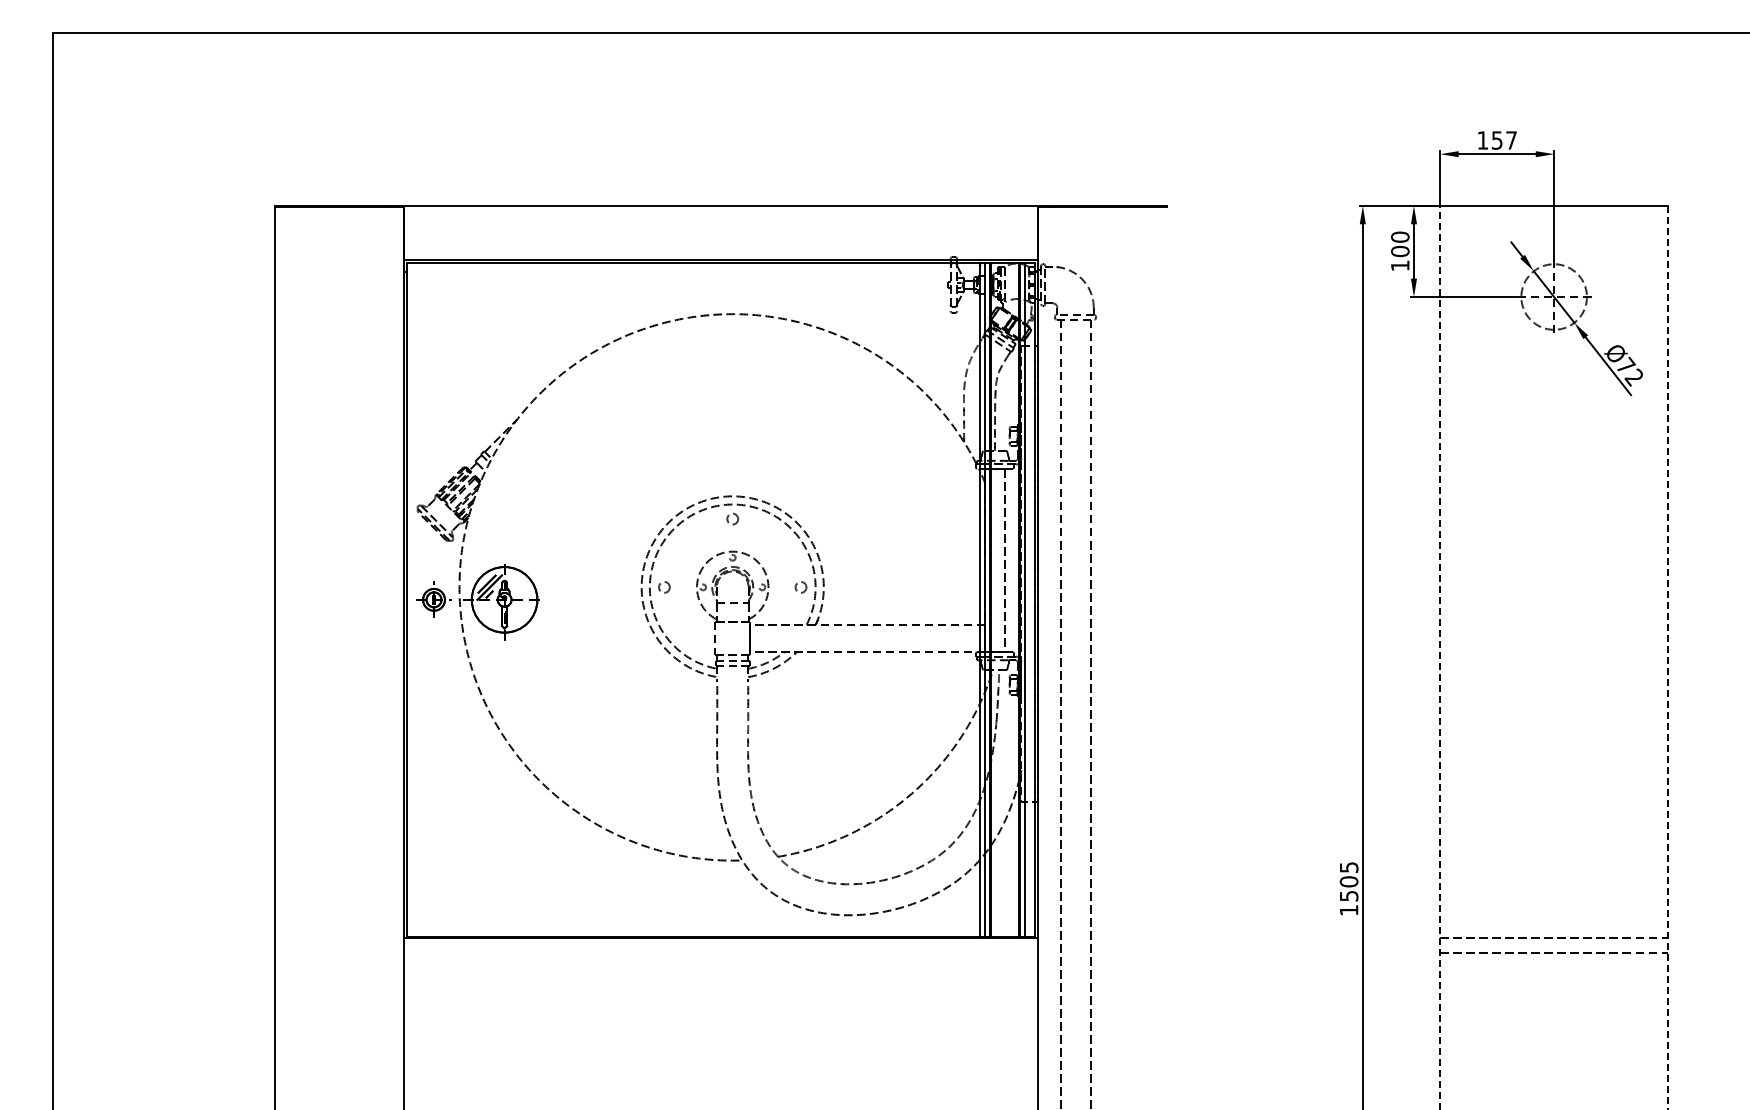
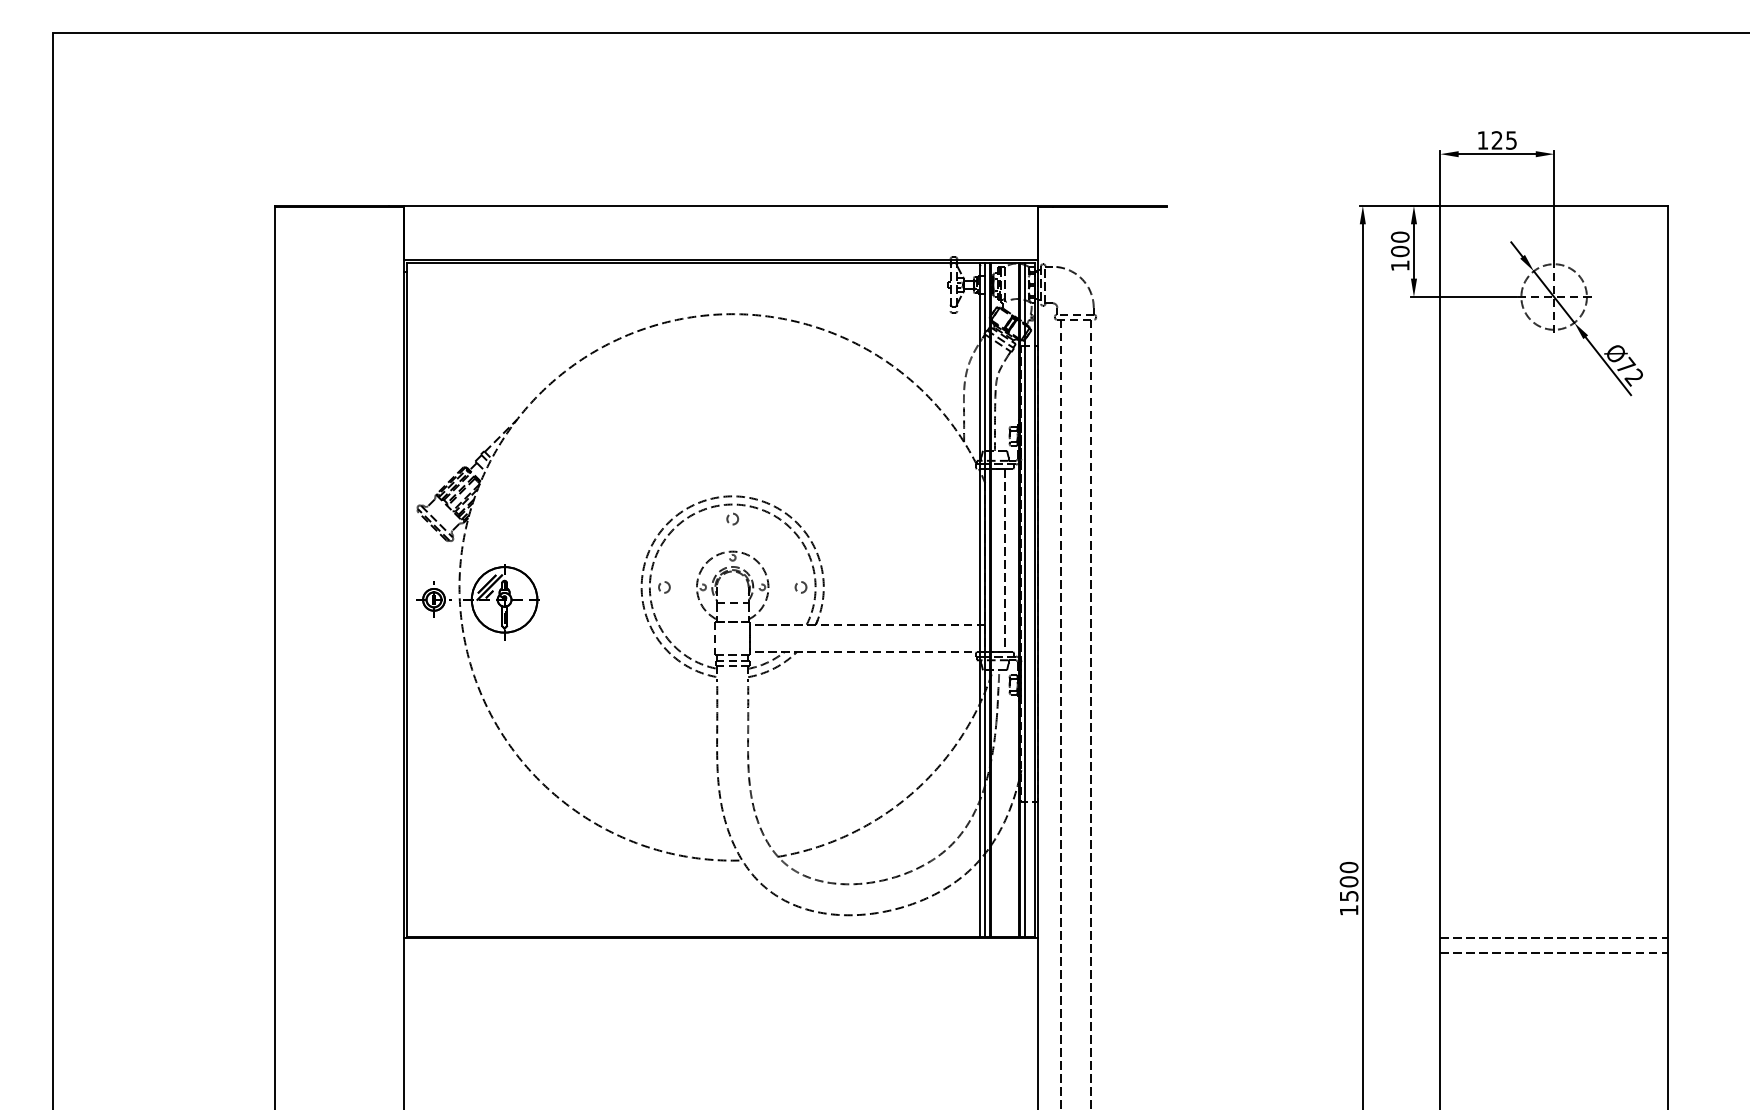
text: 157 -> 125 (1503, 140)
line: dashed -> solid (1440, 657)
line: dashed -> solid (1667, 657)
text: 1505 -> 1500 (1348, 867)
